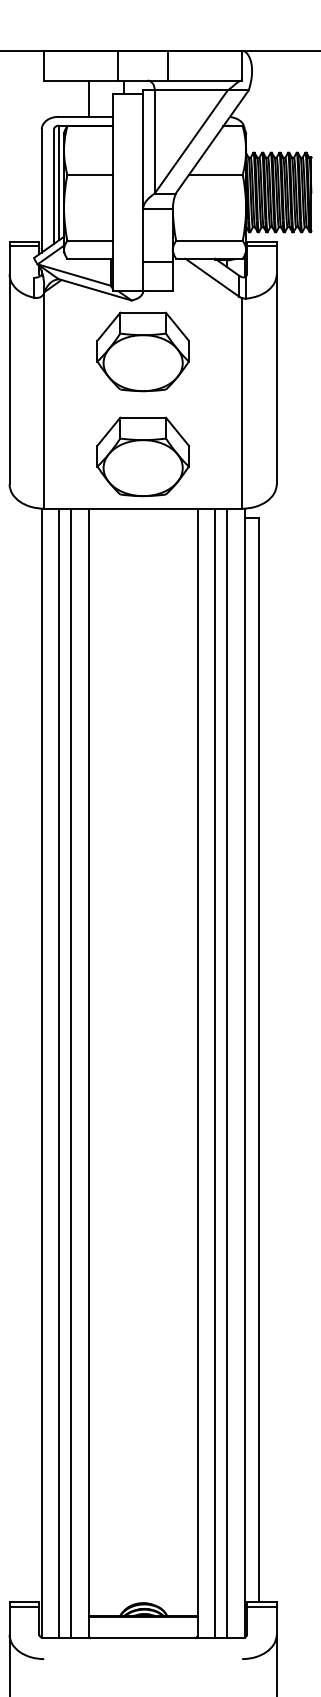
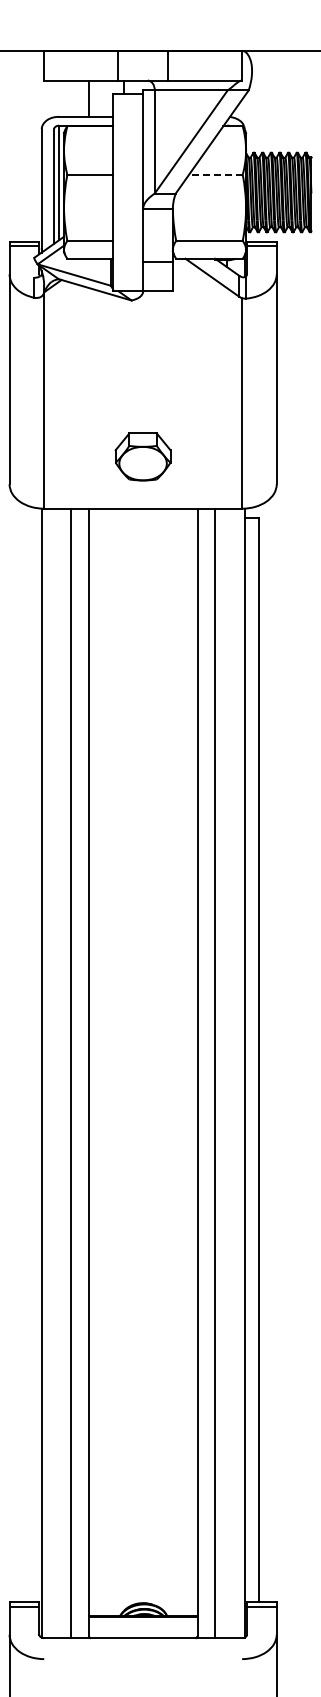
line: solid -> dashed (215, 174)
part: present -> none (142, 351)
part size: 94x82 px -> 58x50 px (142, 456)
line: present -> none (59, 1073)
line: present -> none (227, 1073)
